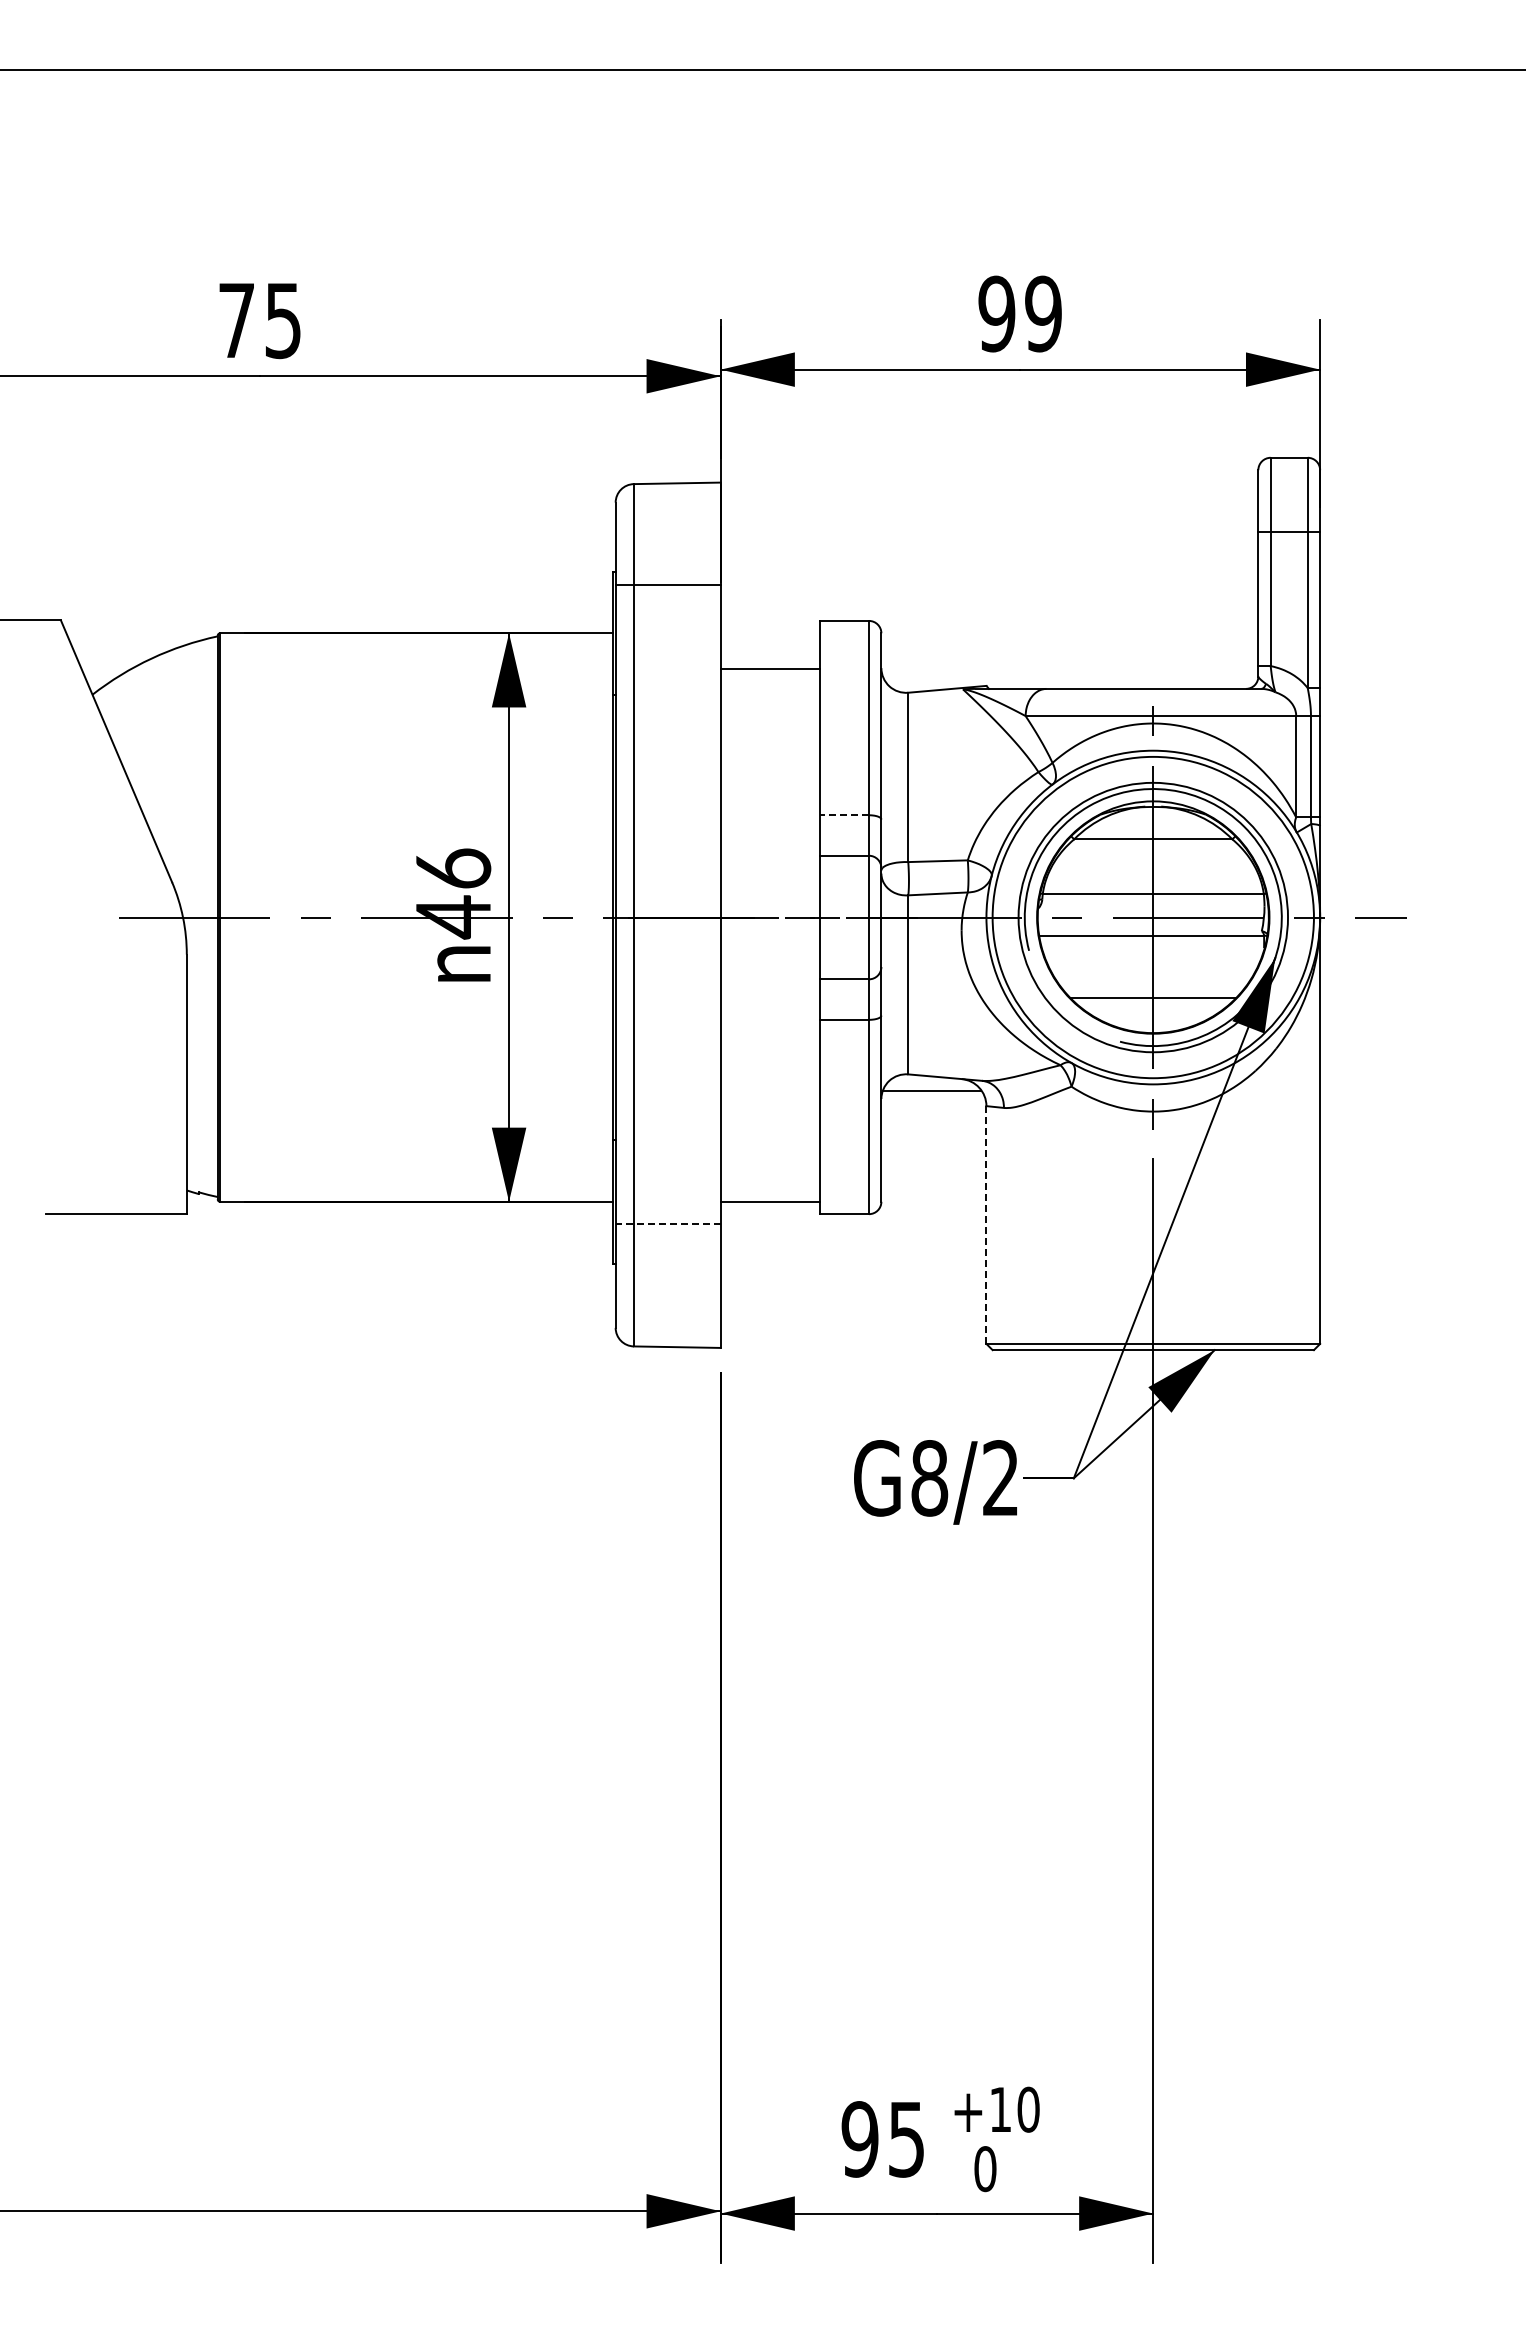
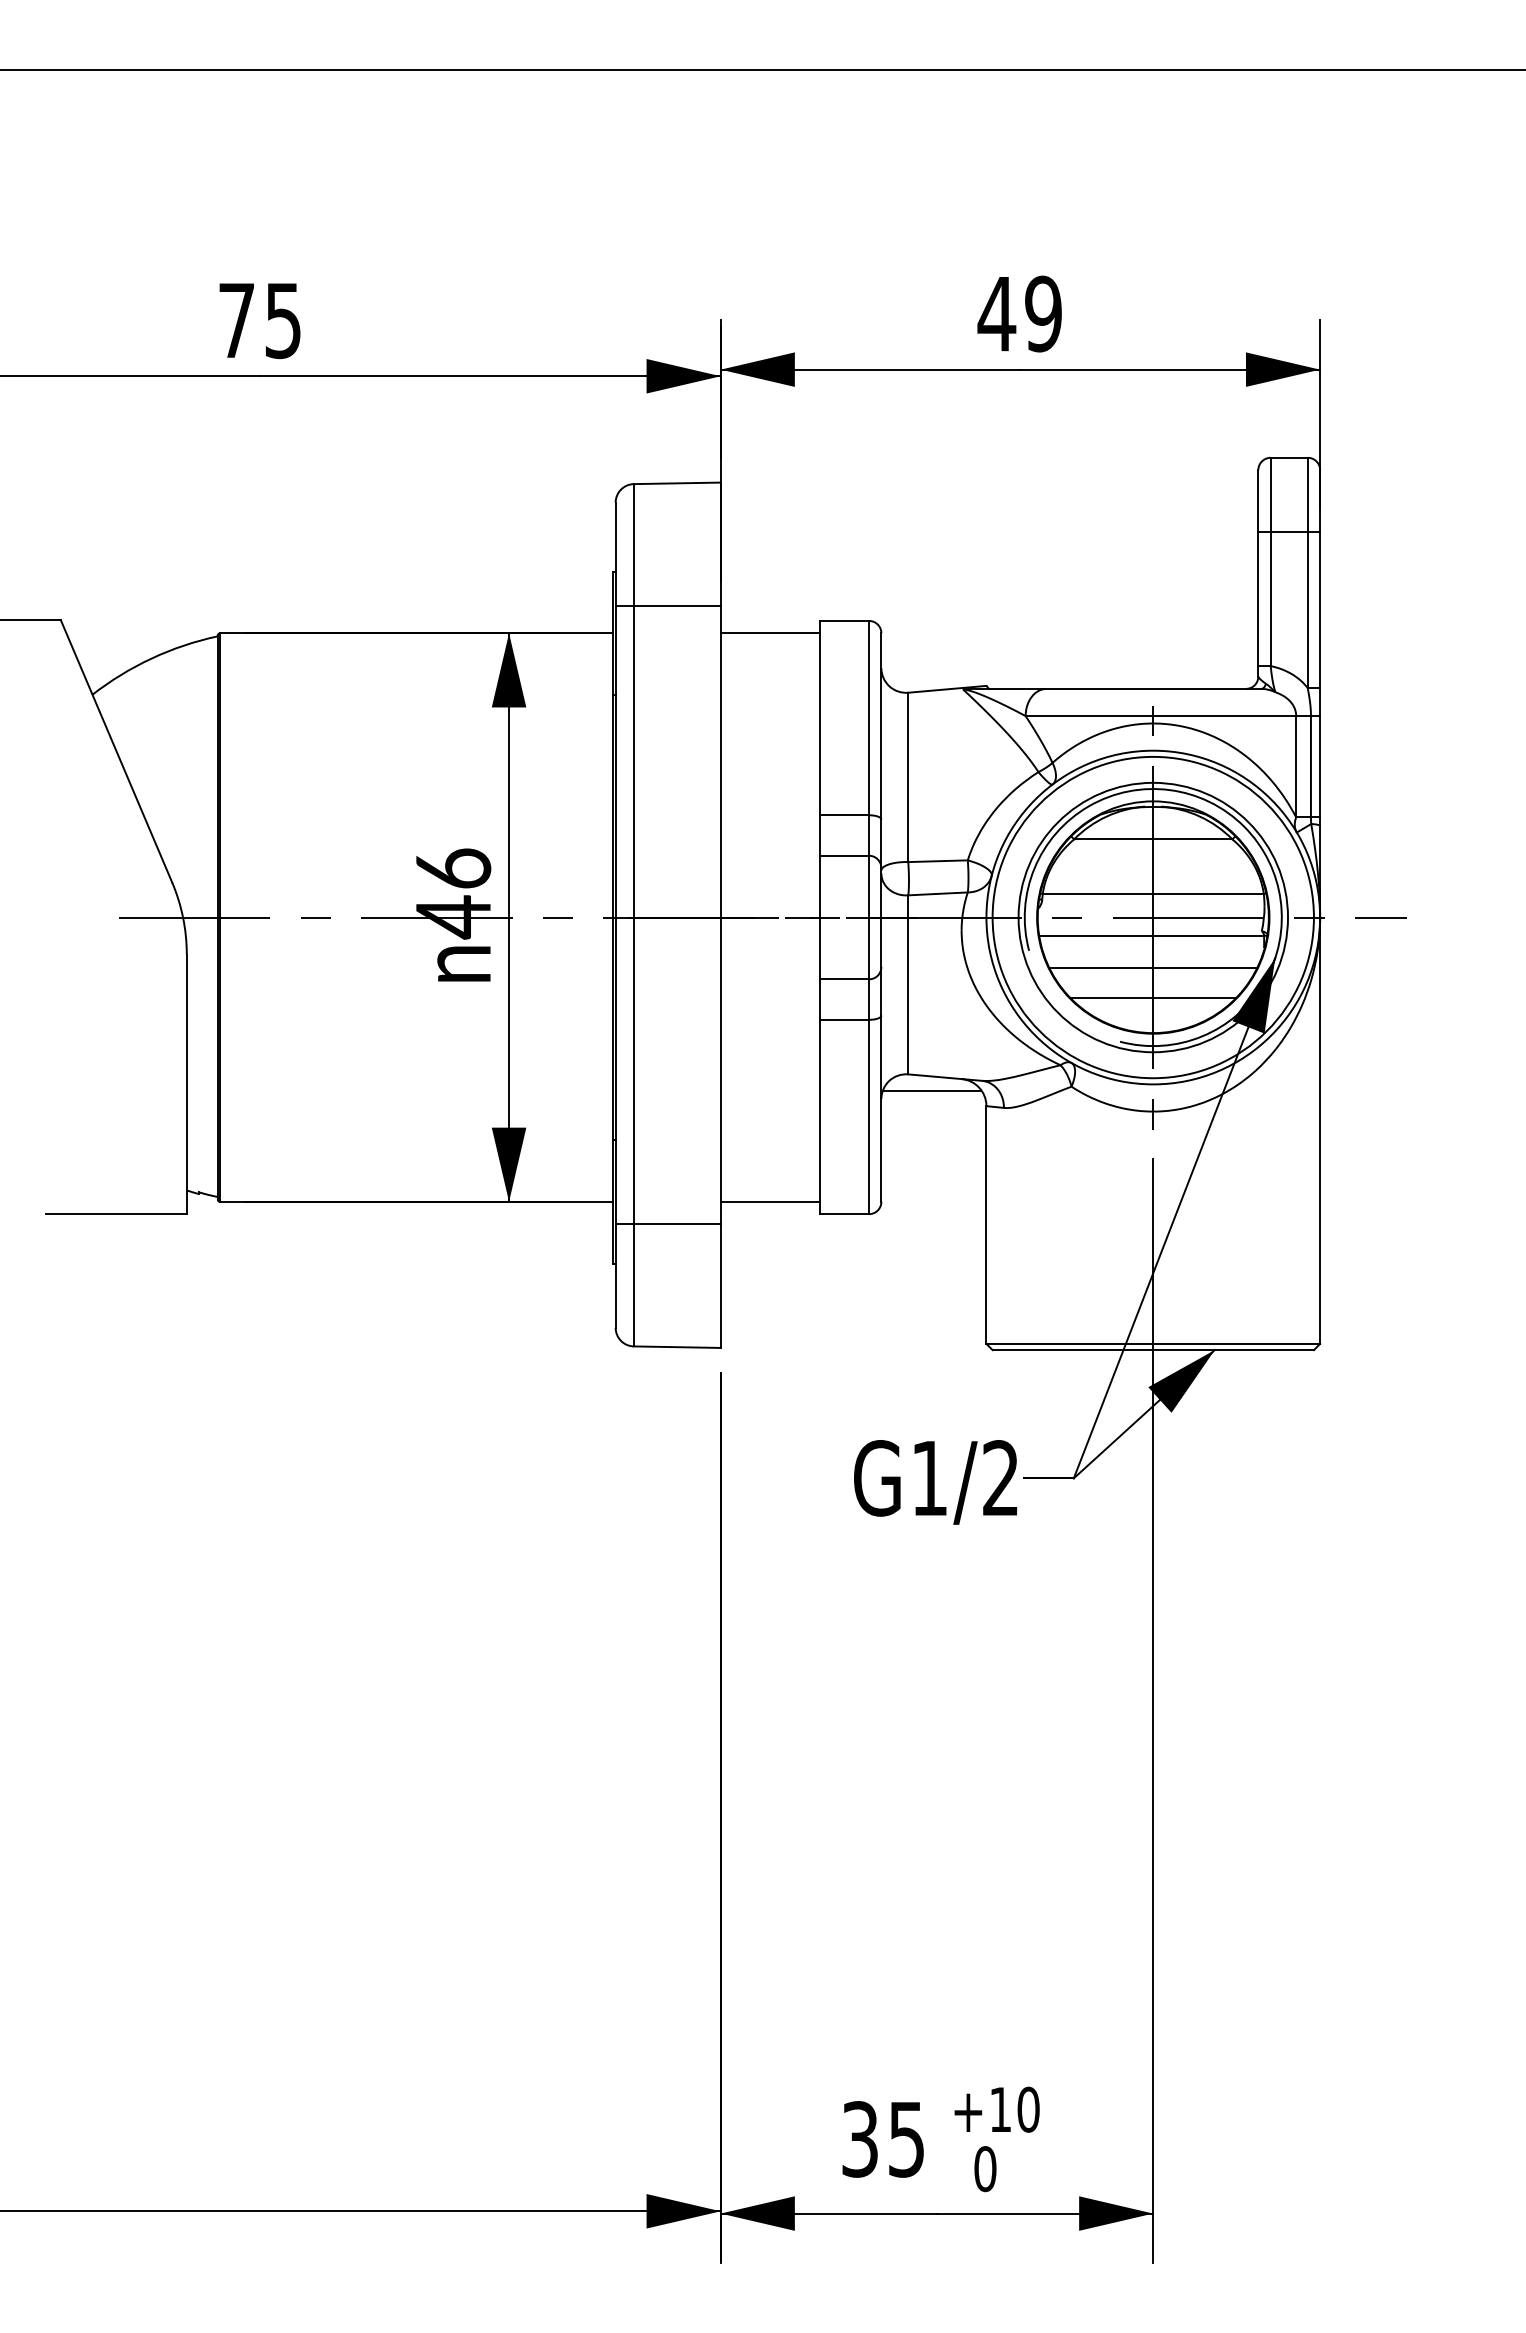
text: 99 -> 49 (996, 313)
line position: (667, 585) -> (667, 606) (667, 606)
line position: (769, 669) -> (769, 633) (769, 633)
line: dashed -> solid (844, 815)
line: none -> present (1153, 968)
line: dashed -> solid (668, 1224)
line: dashed -> solid (986, 1225)
text: G8/2 -> G1/2 (929, 1478)
text: 95 -> 35 (859, 2139)
